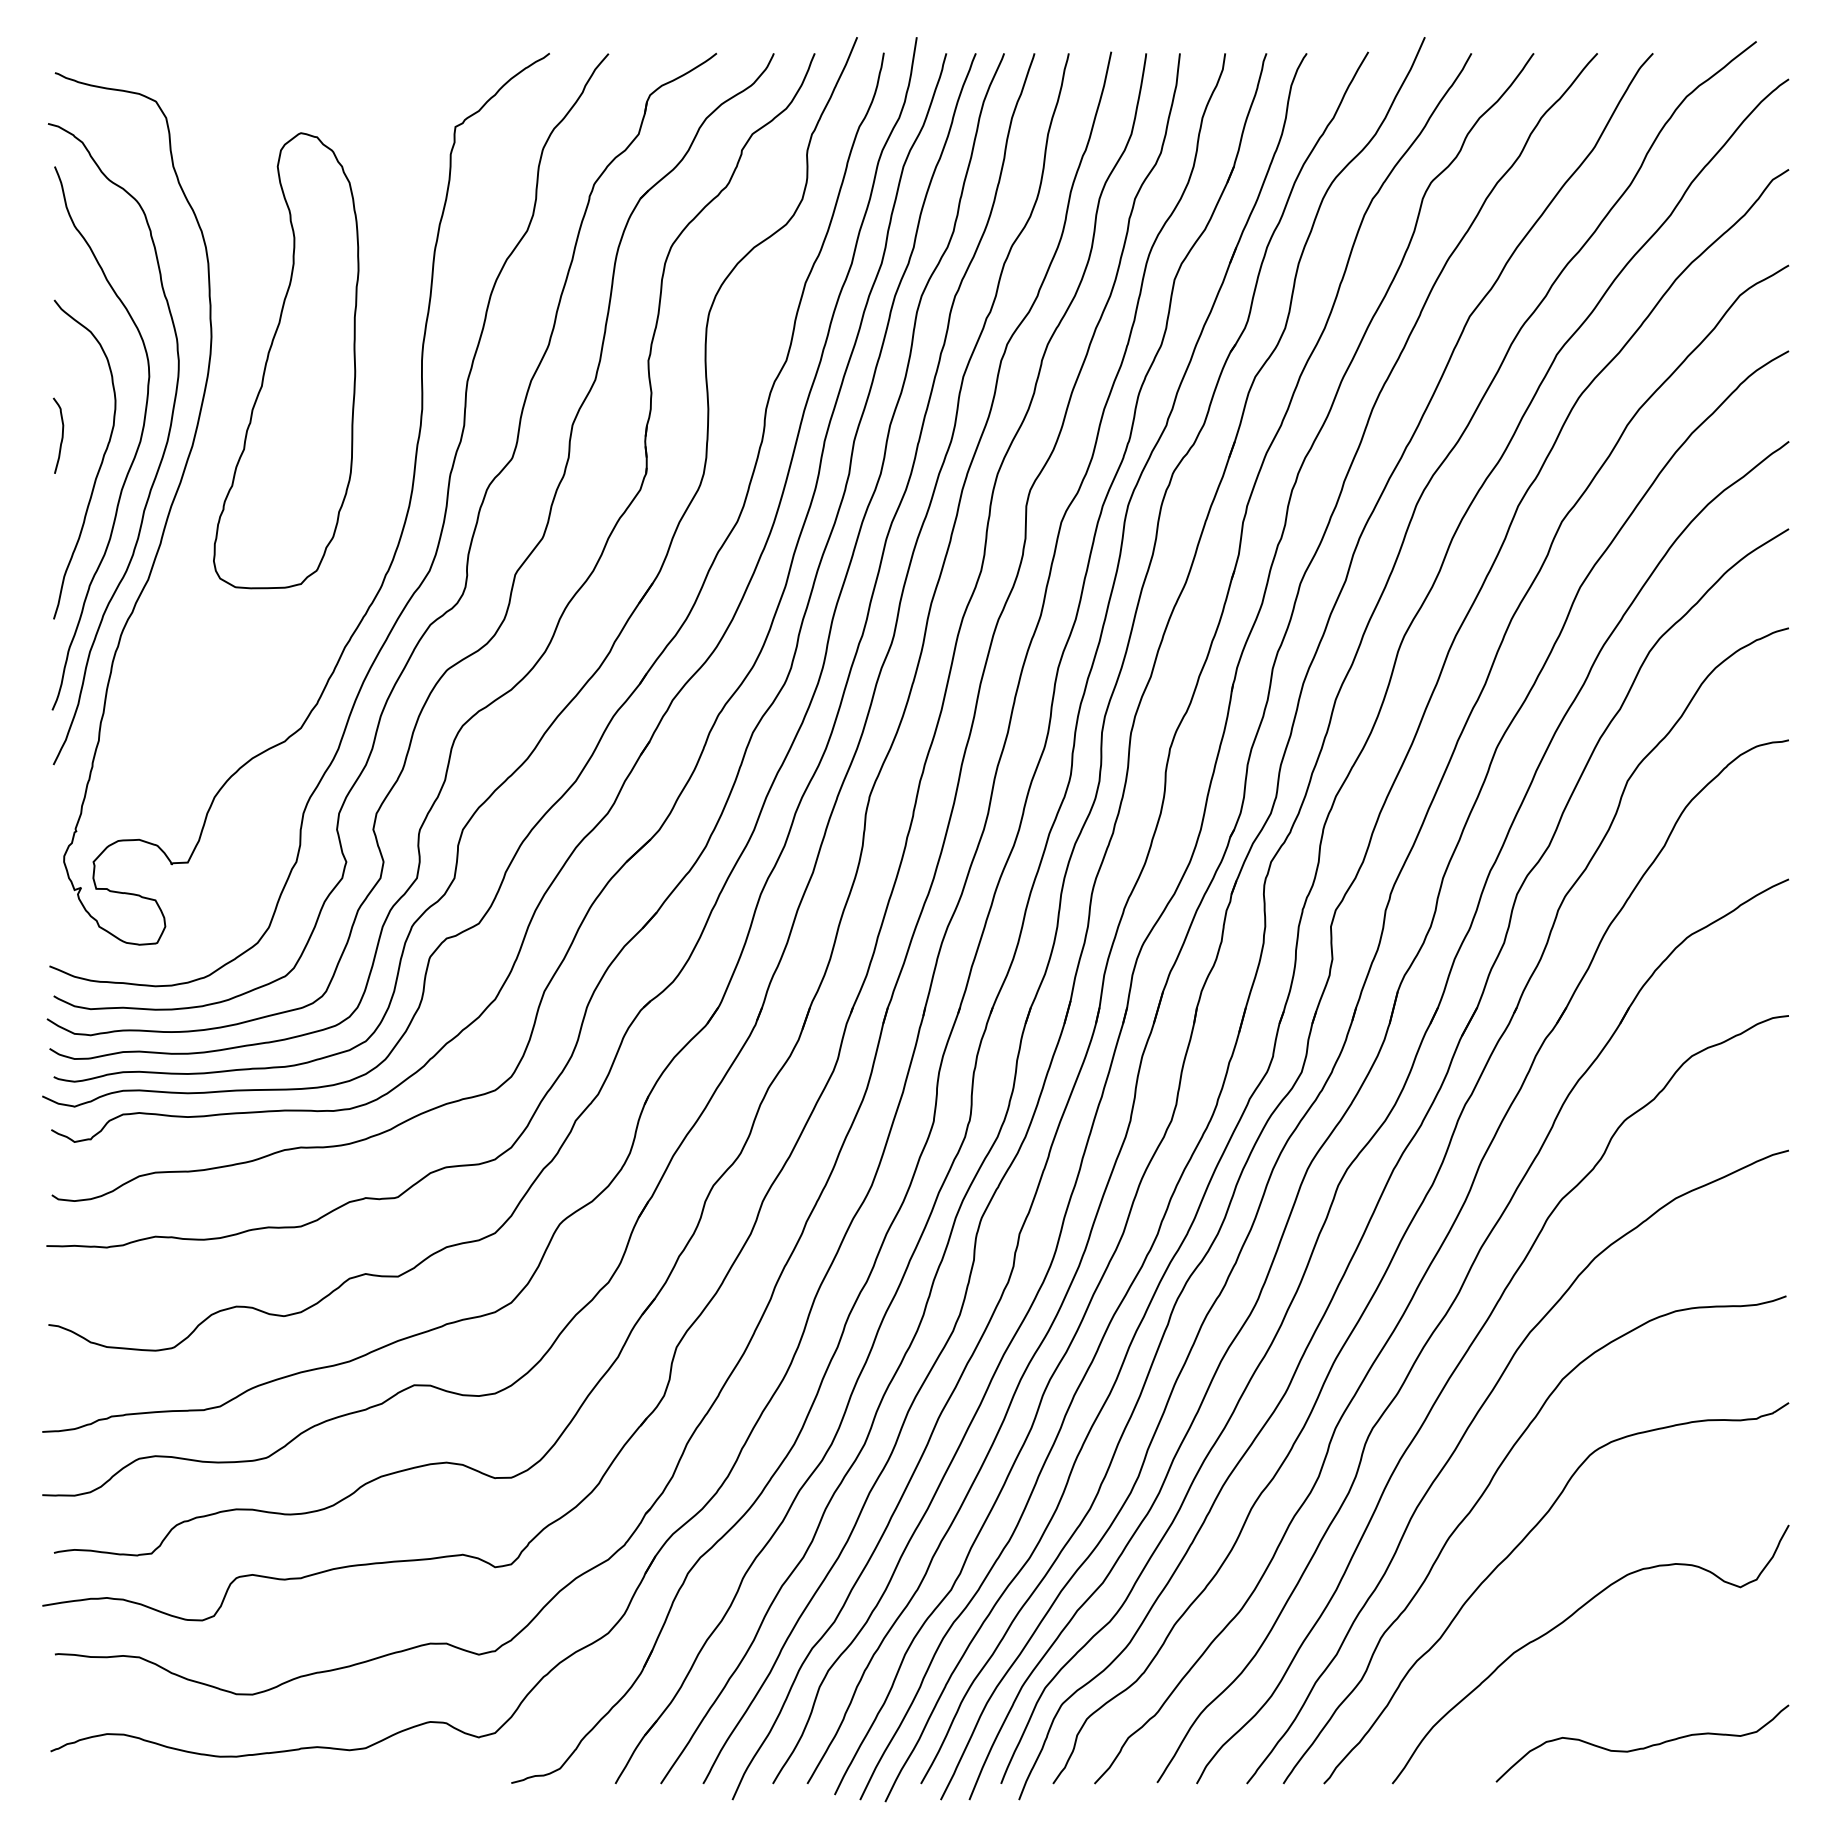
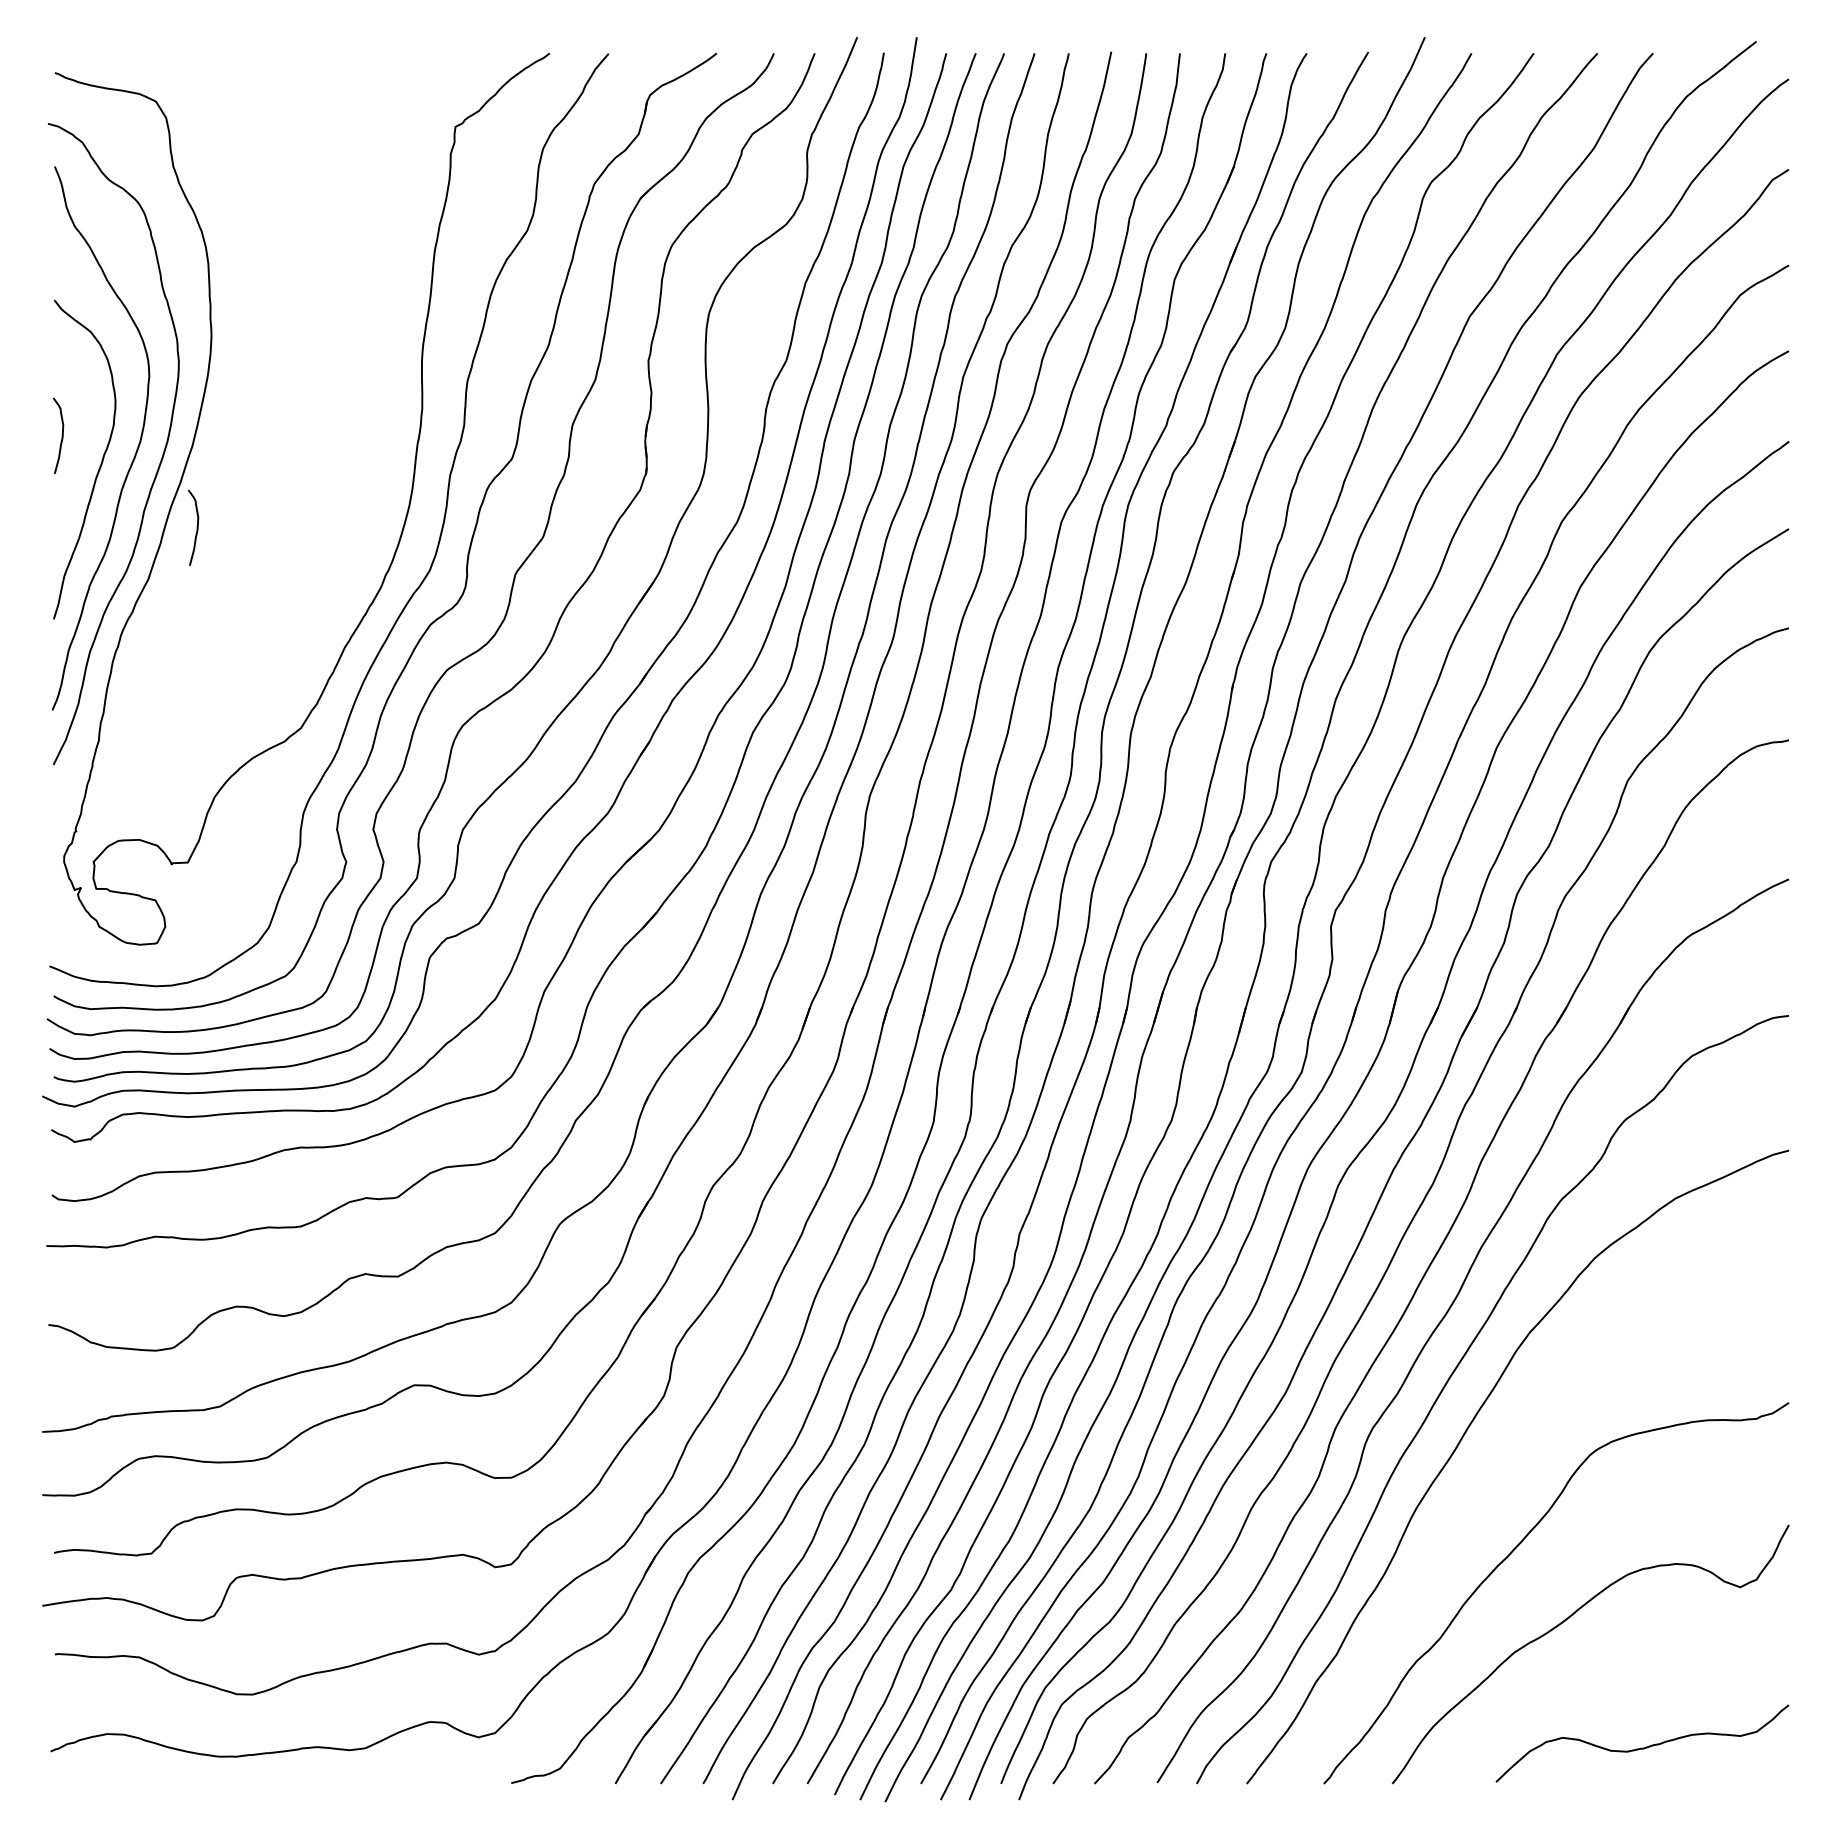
part: present -> none (286, 360)
curve: none -> present (196, 527)
curve: present -> none (1480, 1499)
